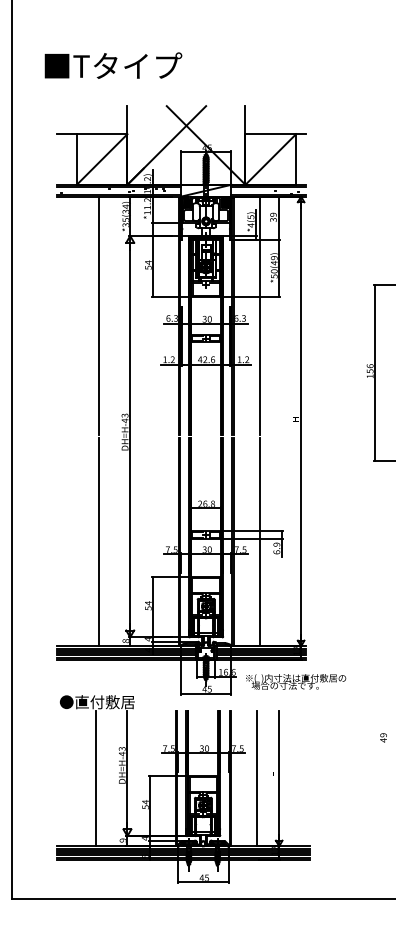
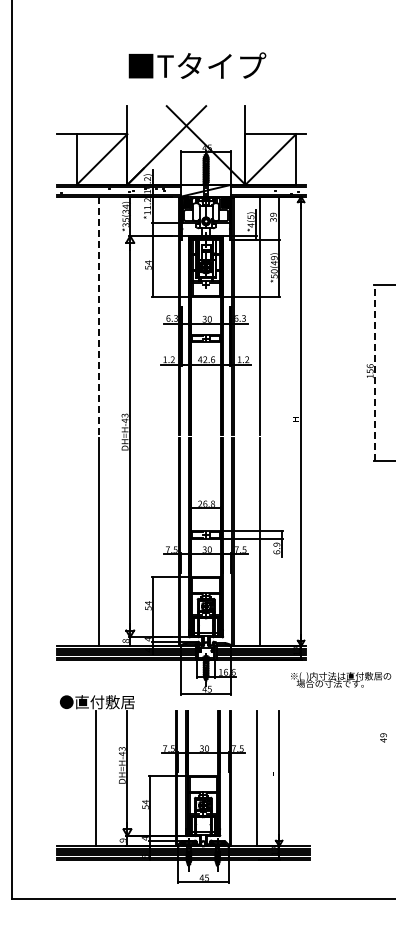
text position: (113, 65) -> (197, 65) (197, 65)
line: solid -> dashed (98, 316)
line: solid -> dashed (374, 372)
text position: (296, 681) -> (341, 679) (341, 679)
